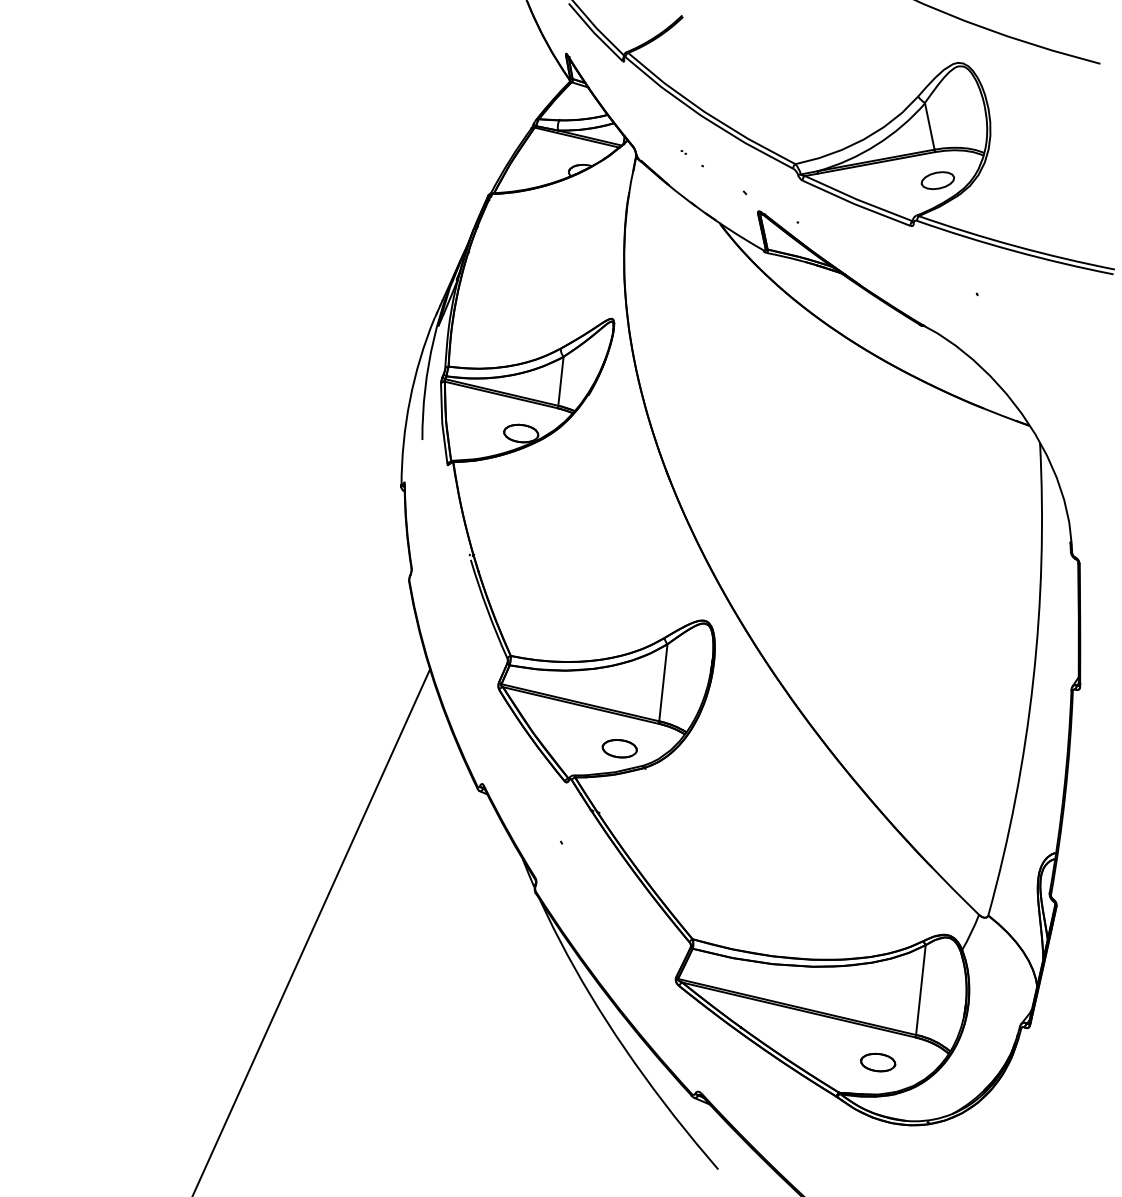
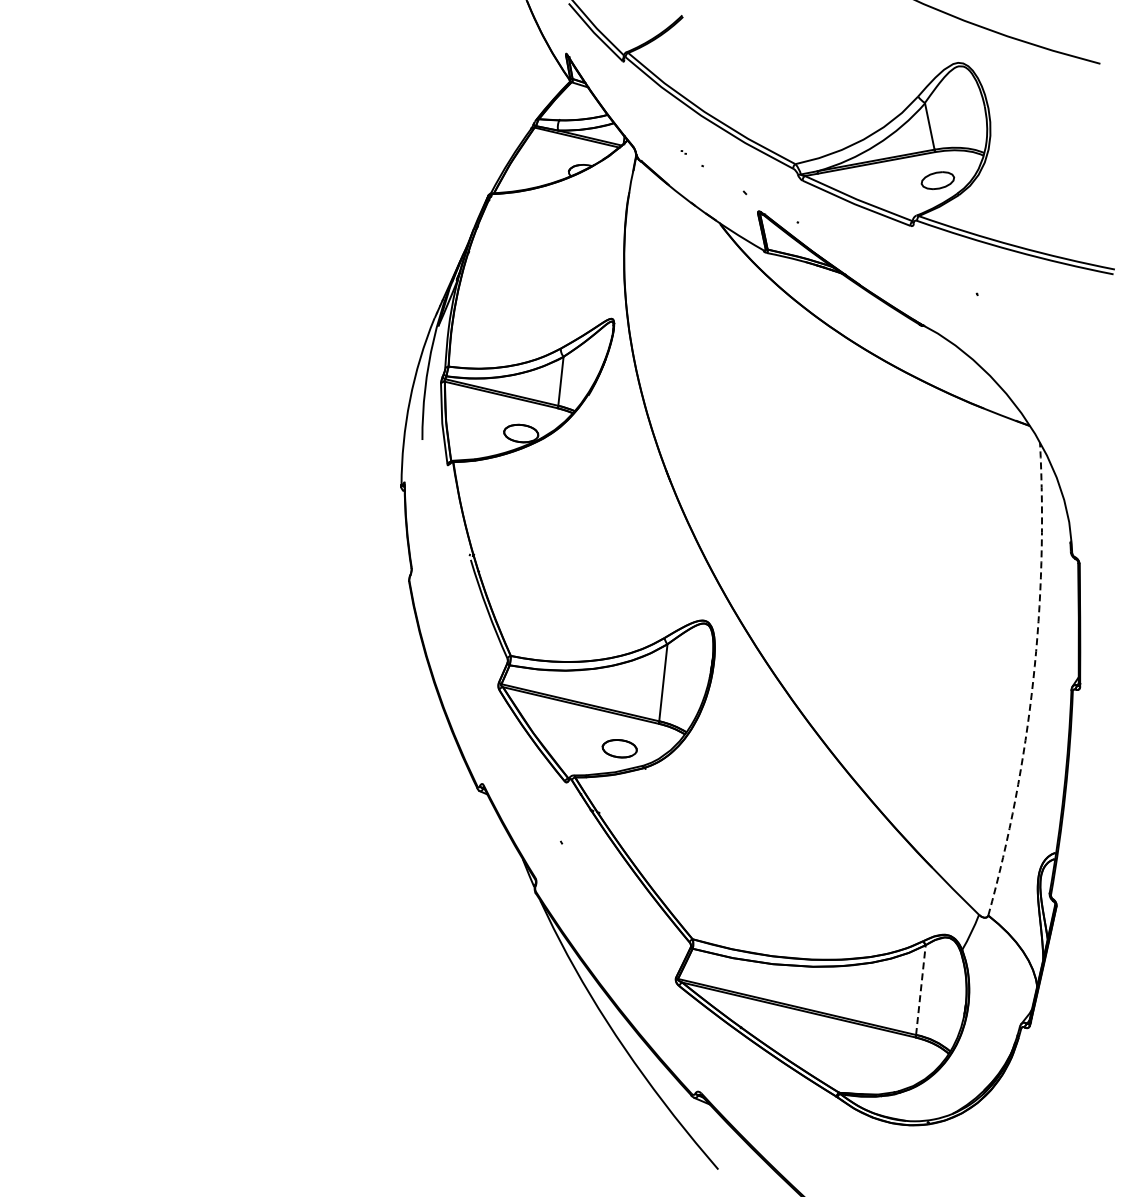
arc: solid -> dashed (1033, 681)
line: present -> none (311, 931)
line: solid -> dashed (920, 989)
part: present -> none (878, 1062)
